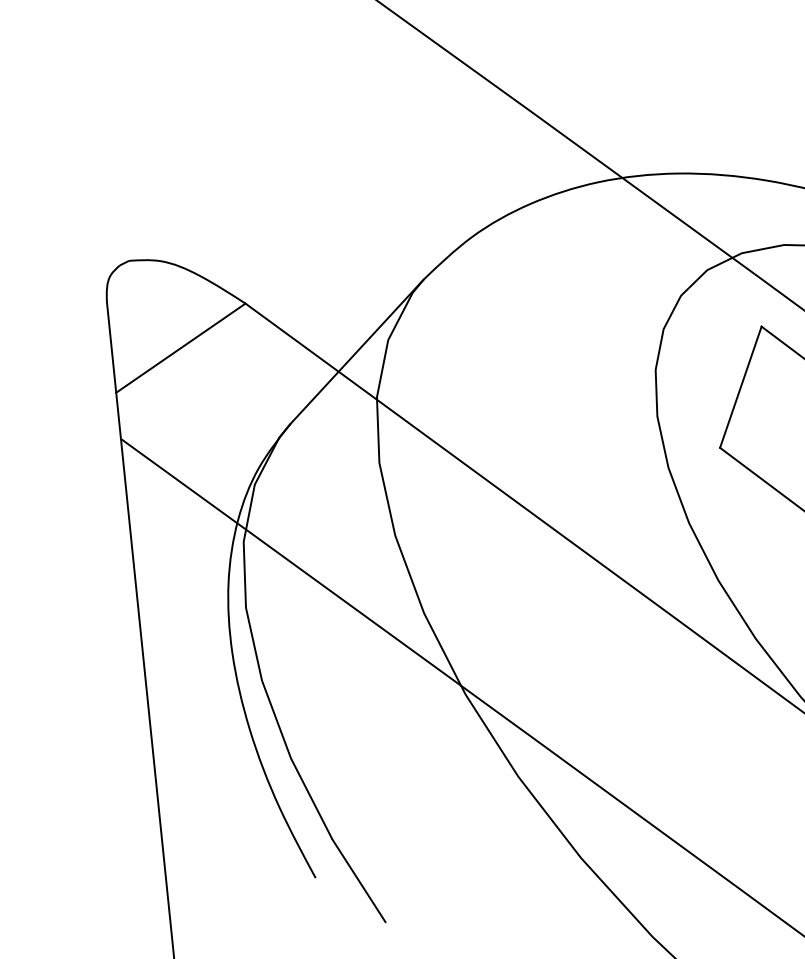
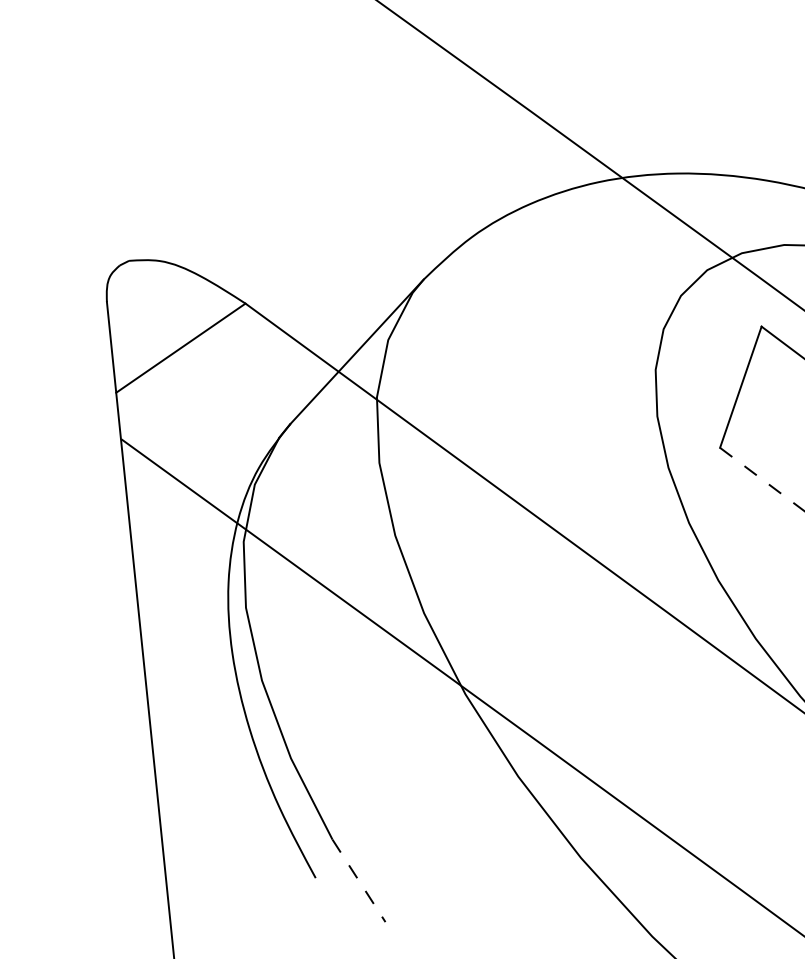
line: solid -> dashed (762, 479)
line: solid -> dashed (359, 880)
